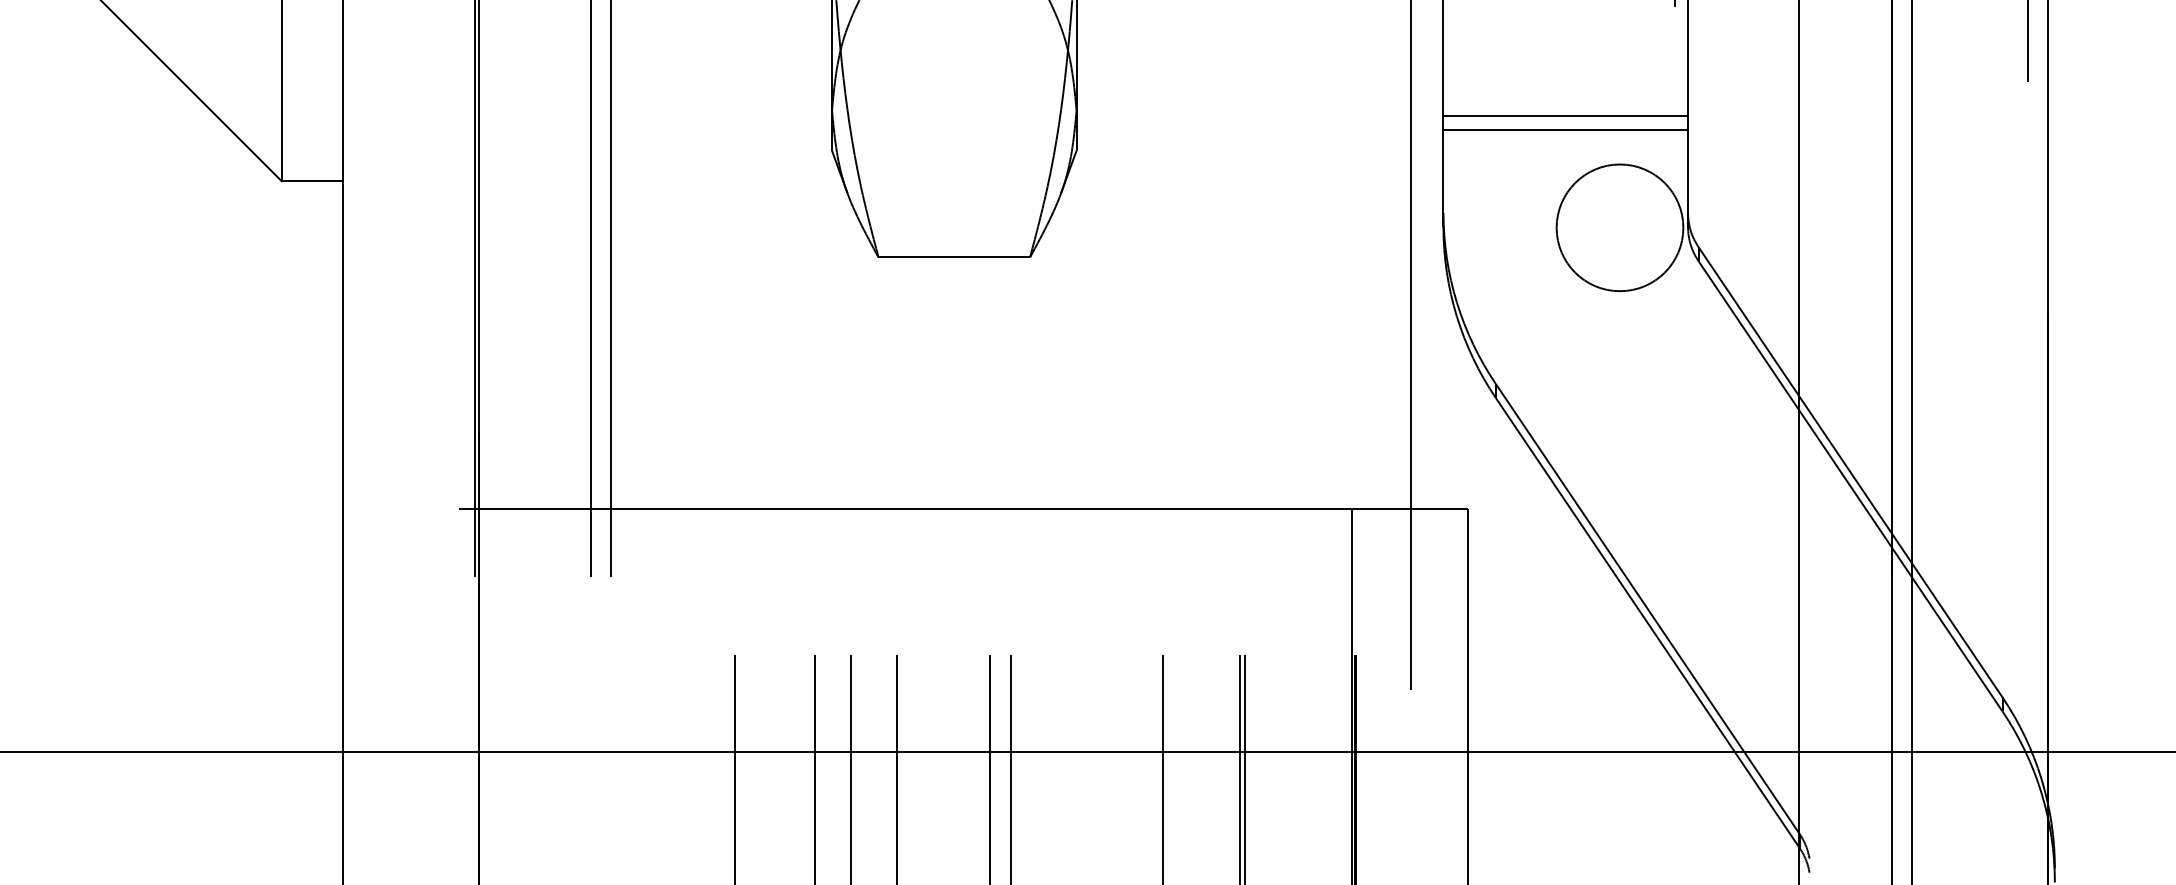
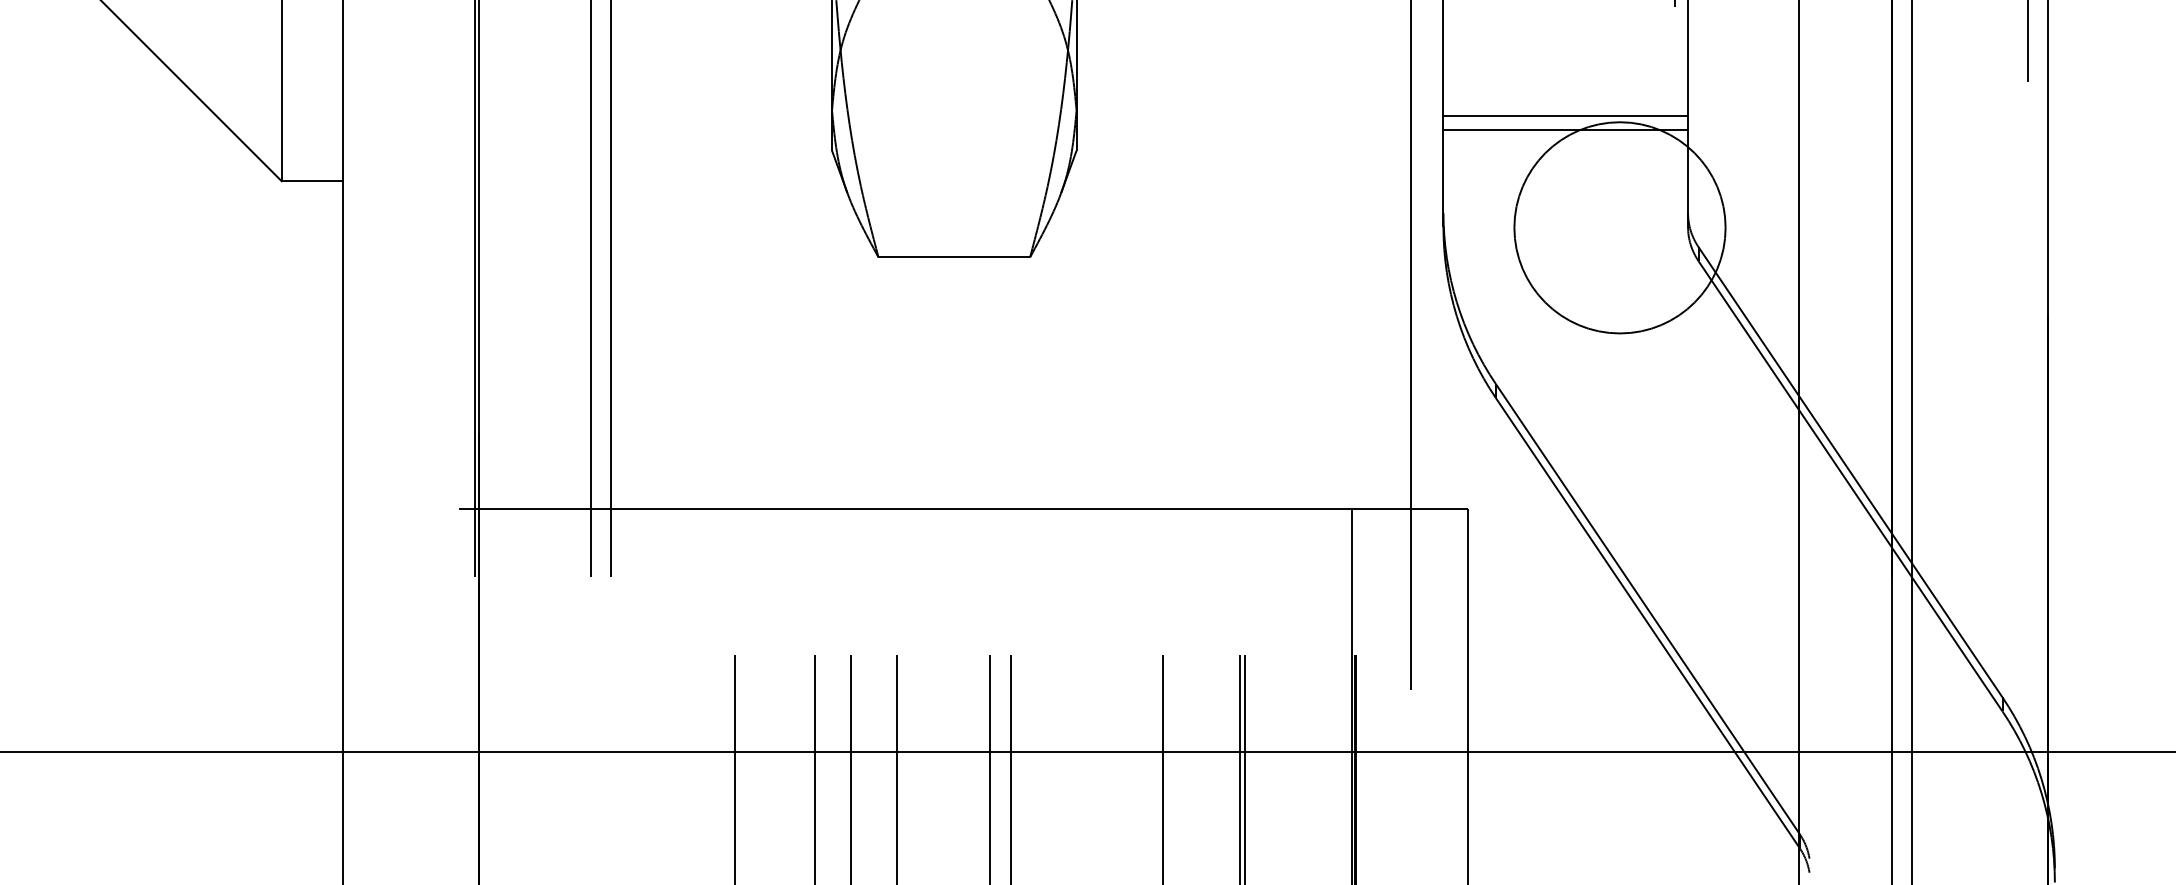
circle diameter: 127 px -> 211 px (1619, 227)
